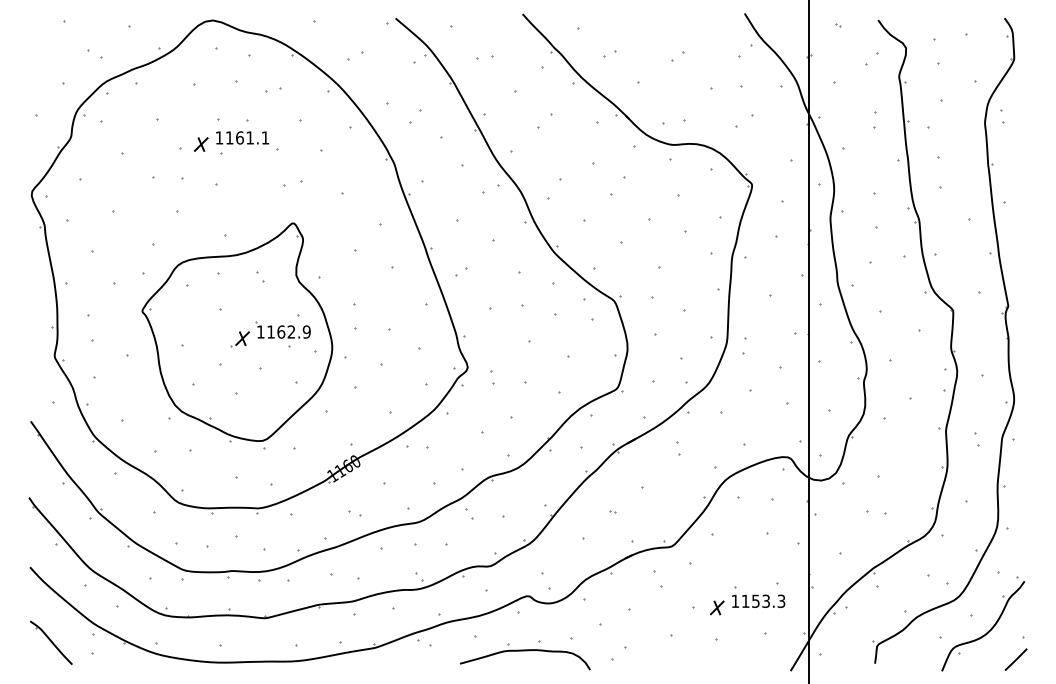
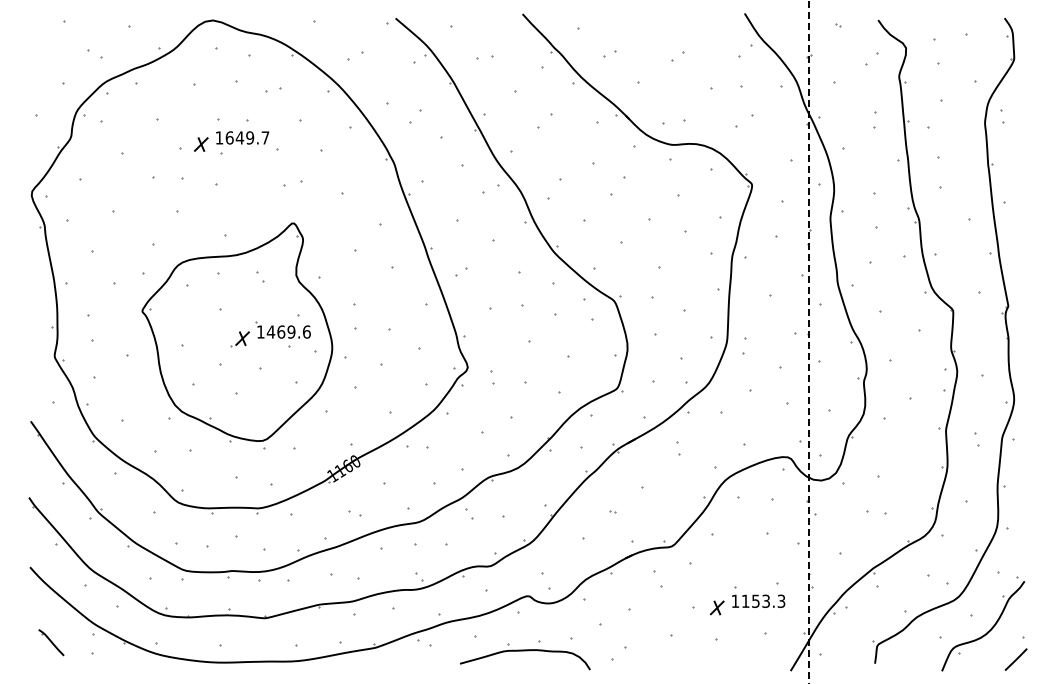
text: 1161.1 -> 1649.7 (247, 137)
text: 1162.9 -> 1469.6 (288, 331)
line: solid -> dashed (809, 341)
part size: 43x45 px -> 27x28 px (51, 642)
